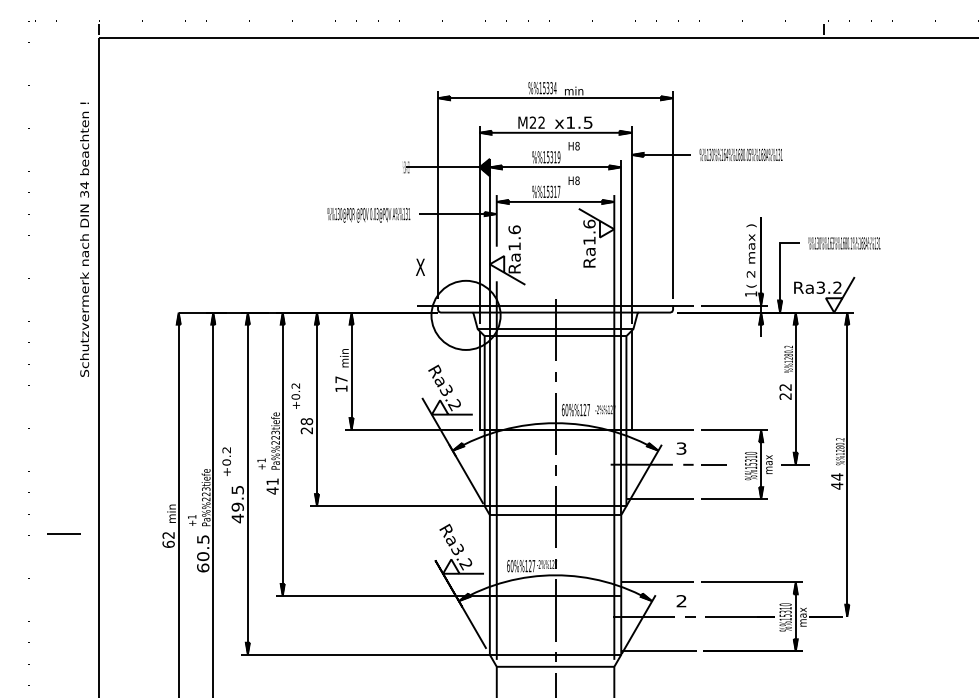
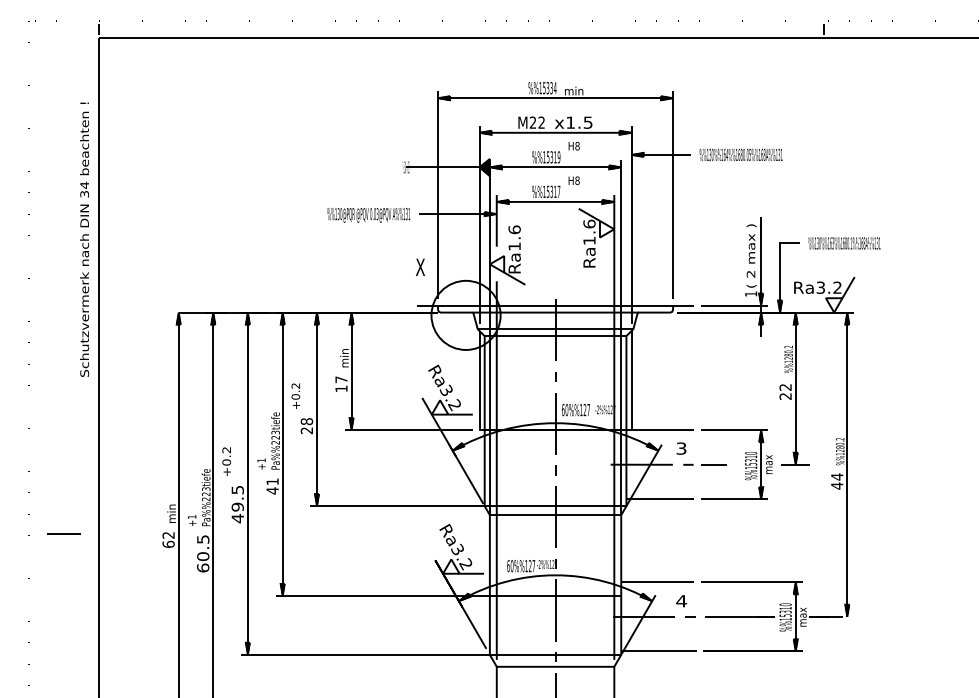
text: 2 -> 4 (681, 601)
